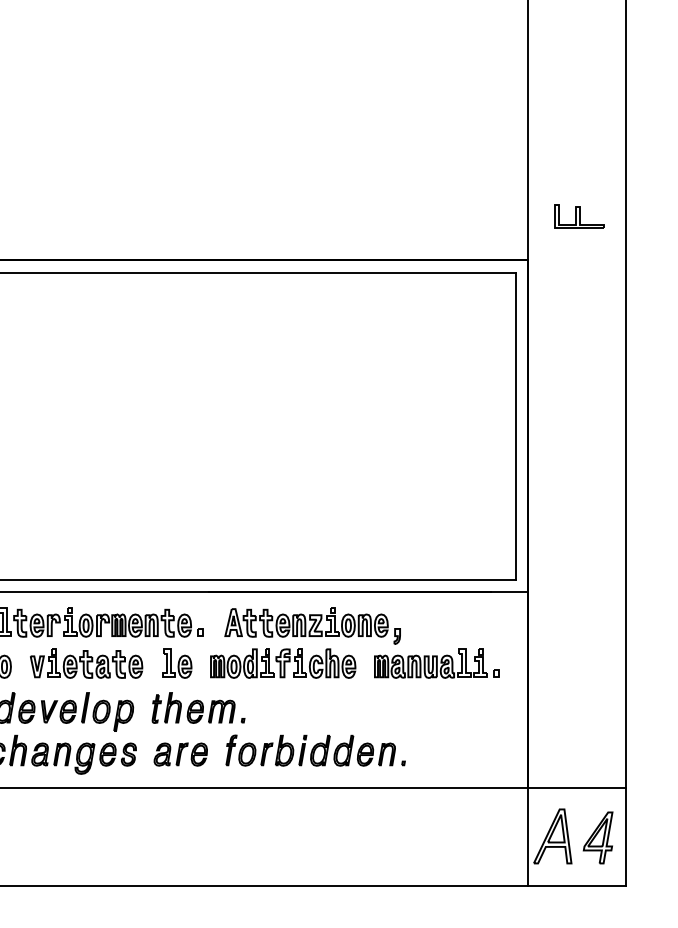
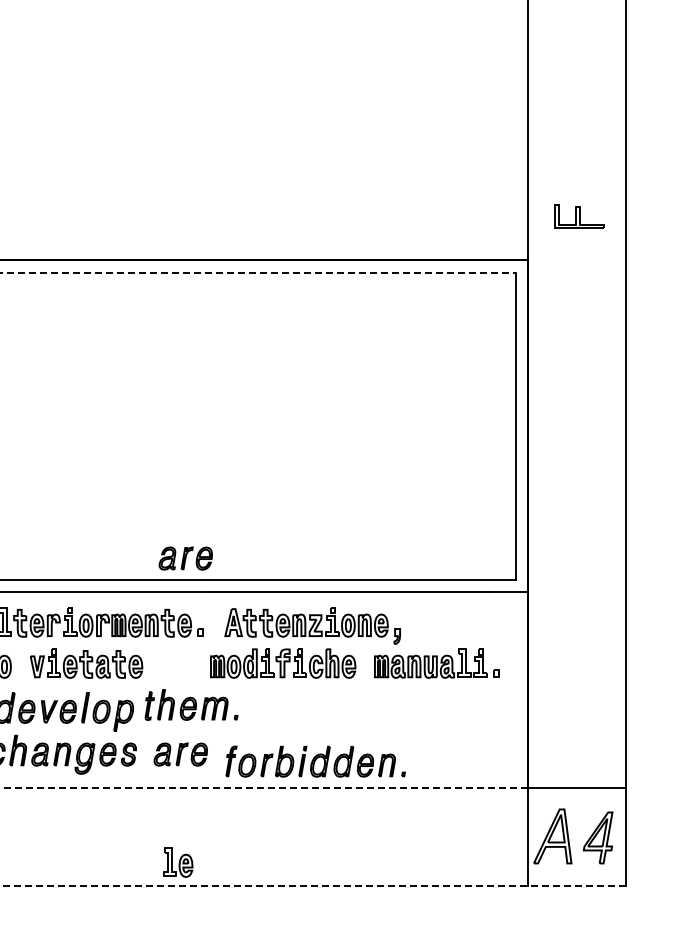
line: solid -> dashed (258, 272)
part: none -> present (185, 558)
part position: (177, 663) -> (178, 862) (178, 862)
part position: (198, 707) -> (191, 704) (191, 704)
part position: (315, 750) -> (315, 761) (315, 761)
line: solid -> dashed (264, 788)
line: solid -> dashed (313, 886)
